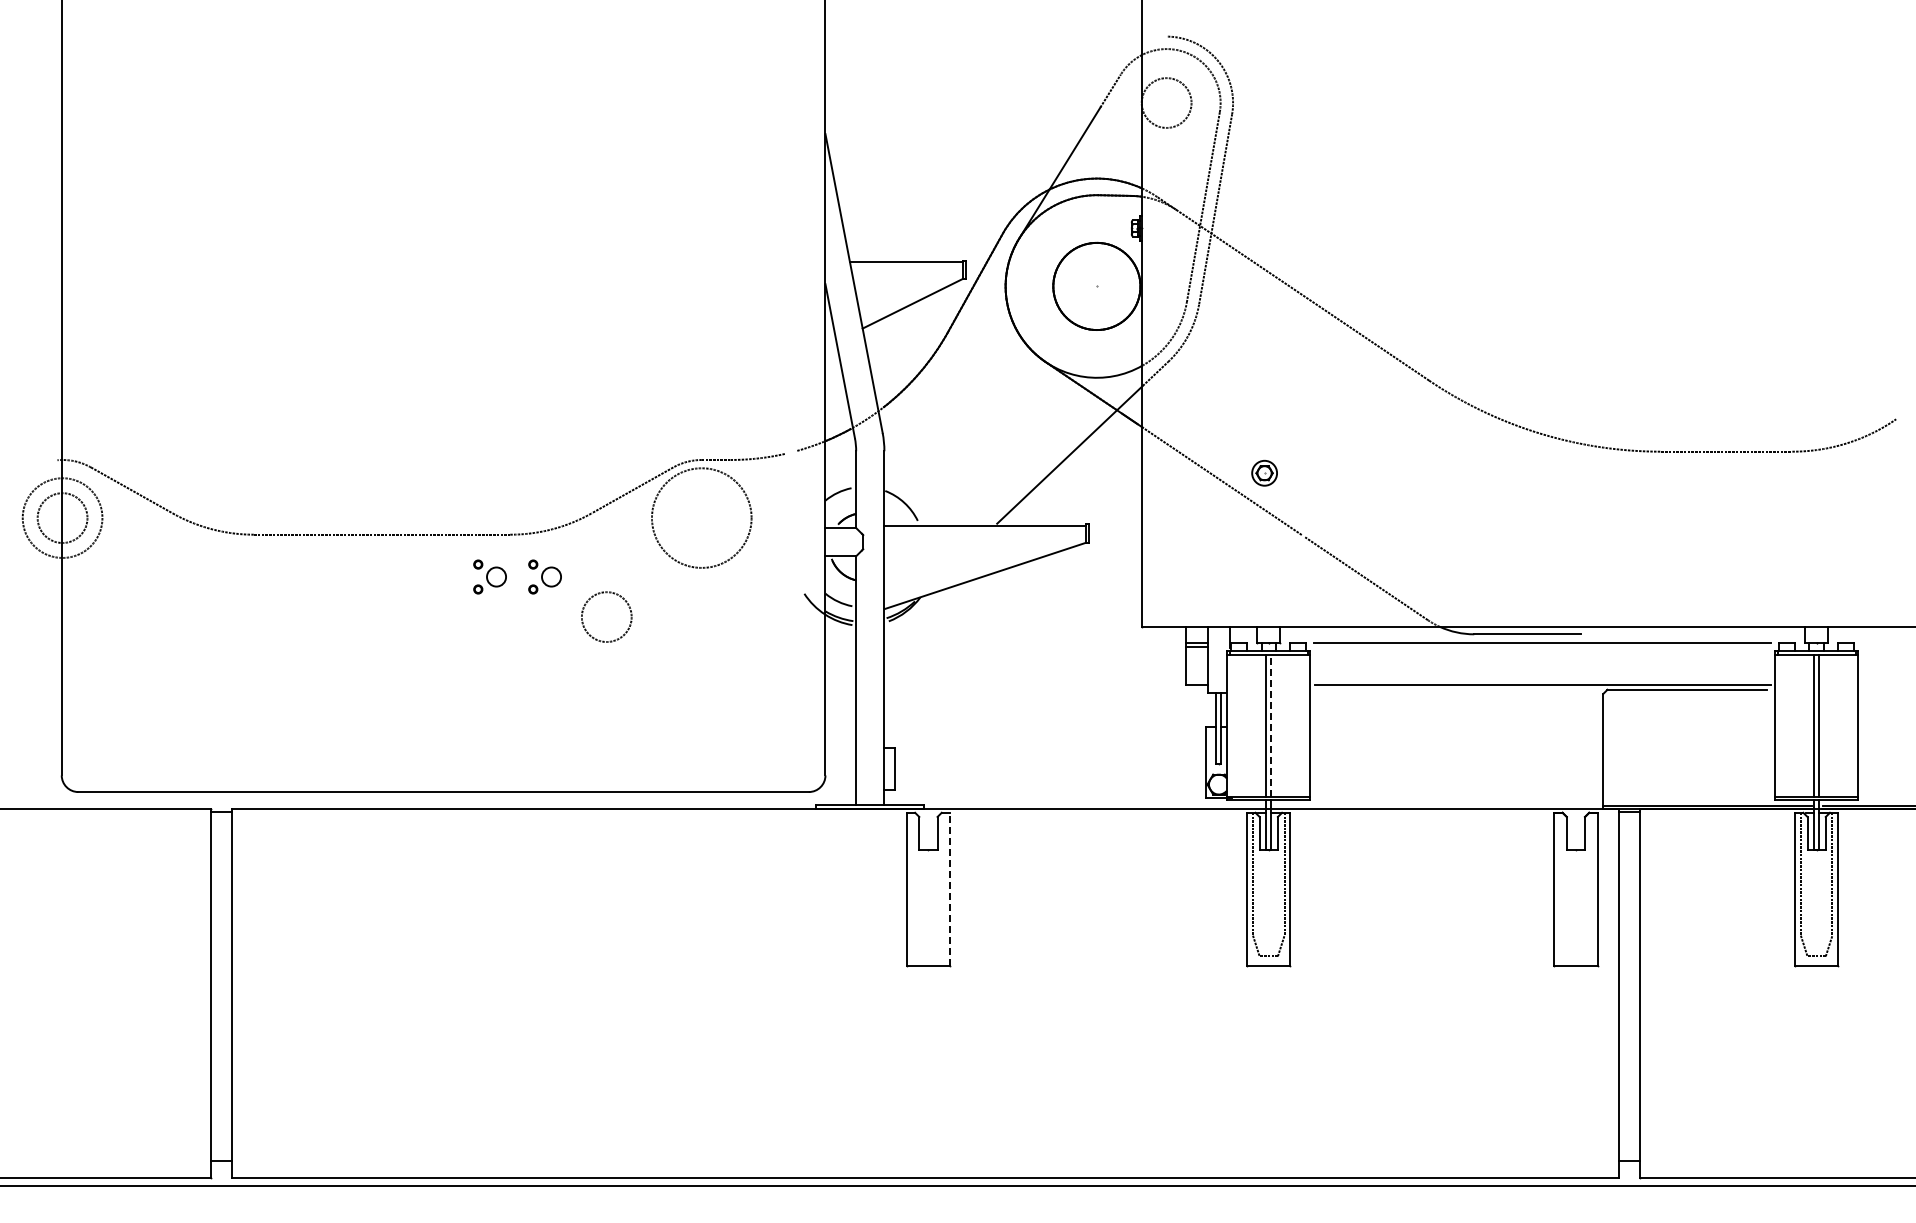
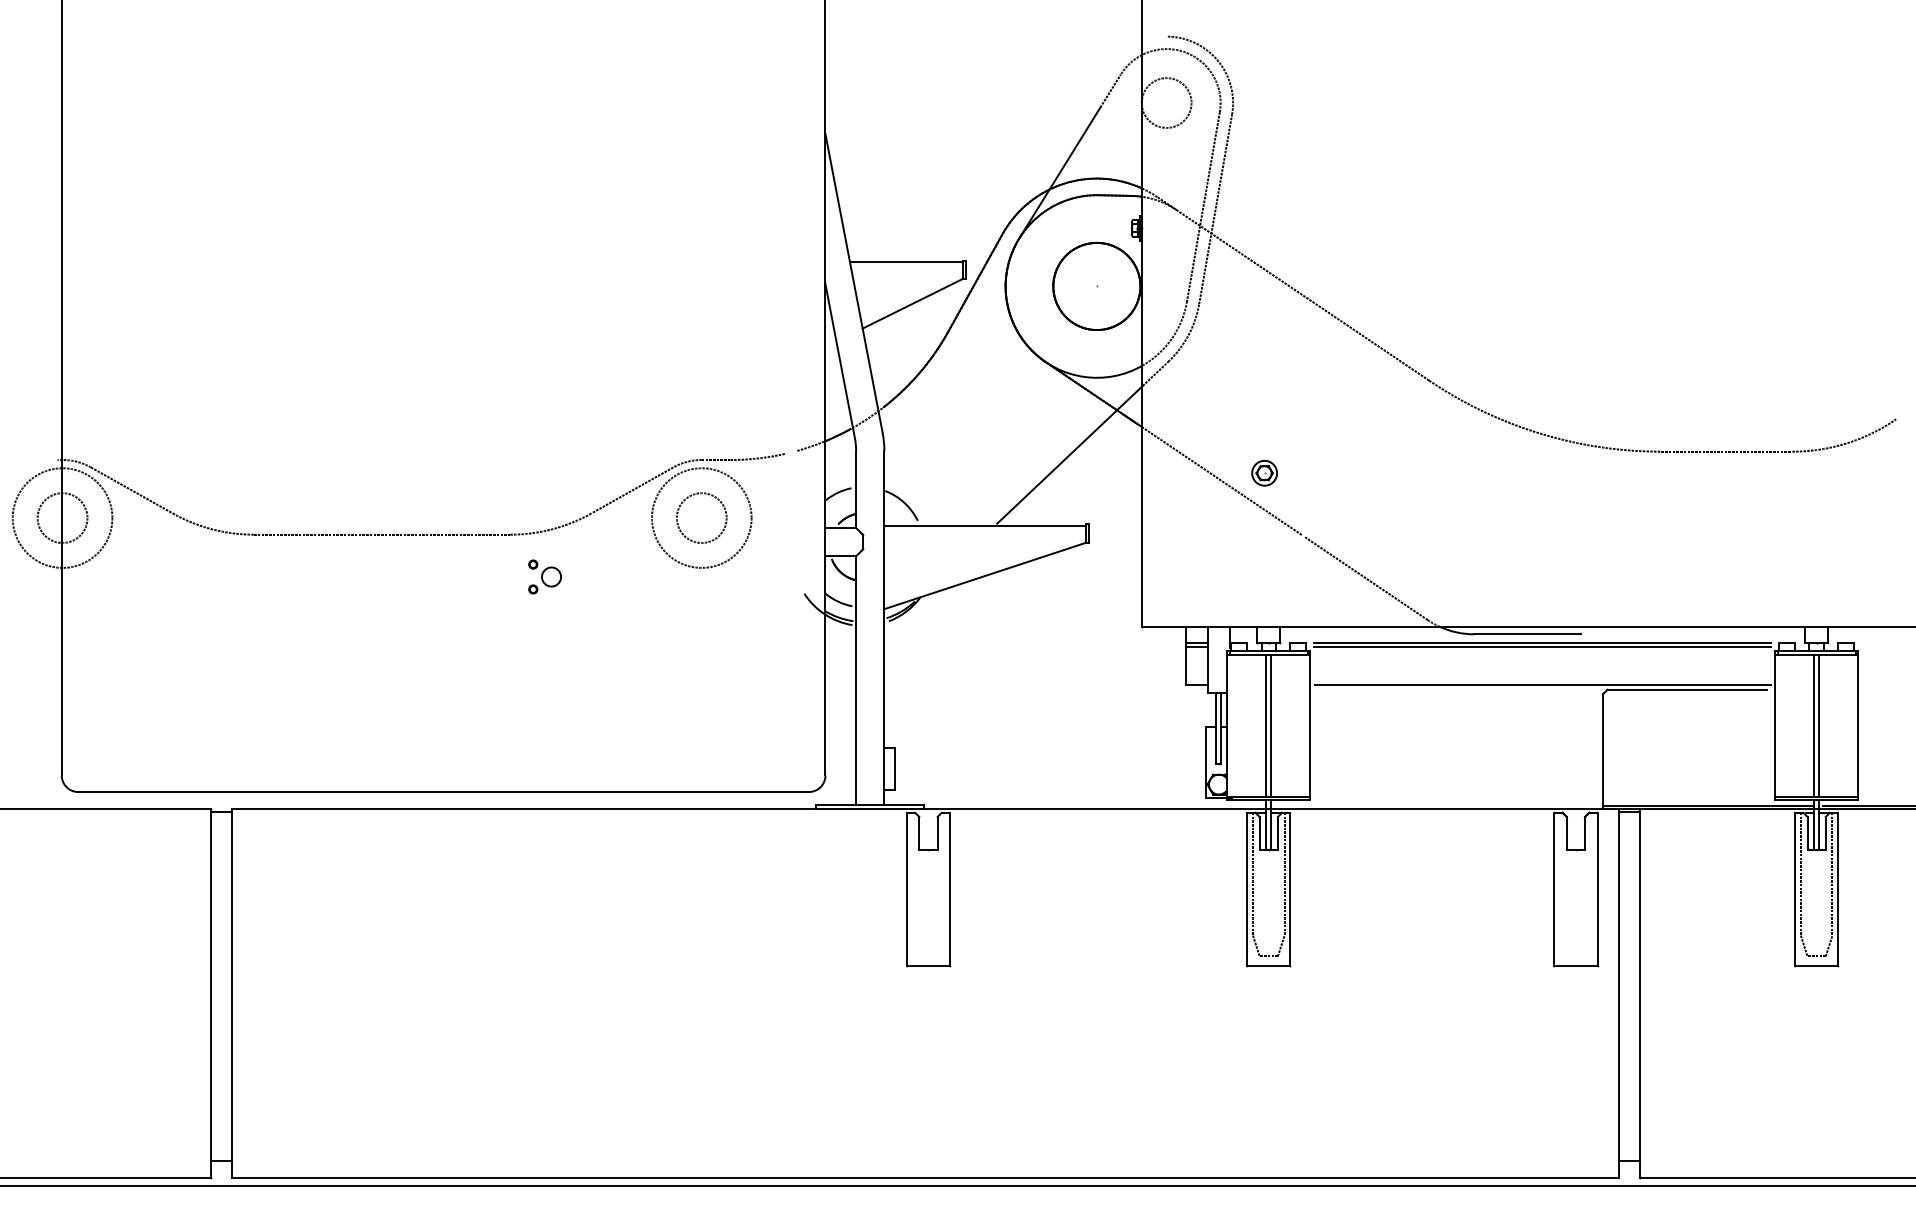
circle diameter: 80 px -> 100 px (62, 517)
part: present -> none (489, 576)
circle position: (606, 616) -> (701, 517) (701, 517)
line: none -> present (1542, 647)
line: dashed -> solid (1271, 725)
line: dashed -> solid (950, 889)
